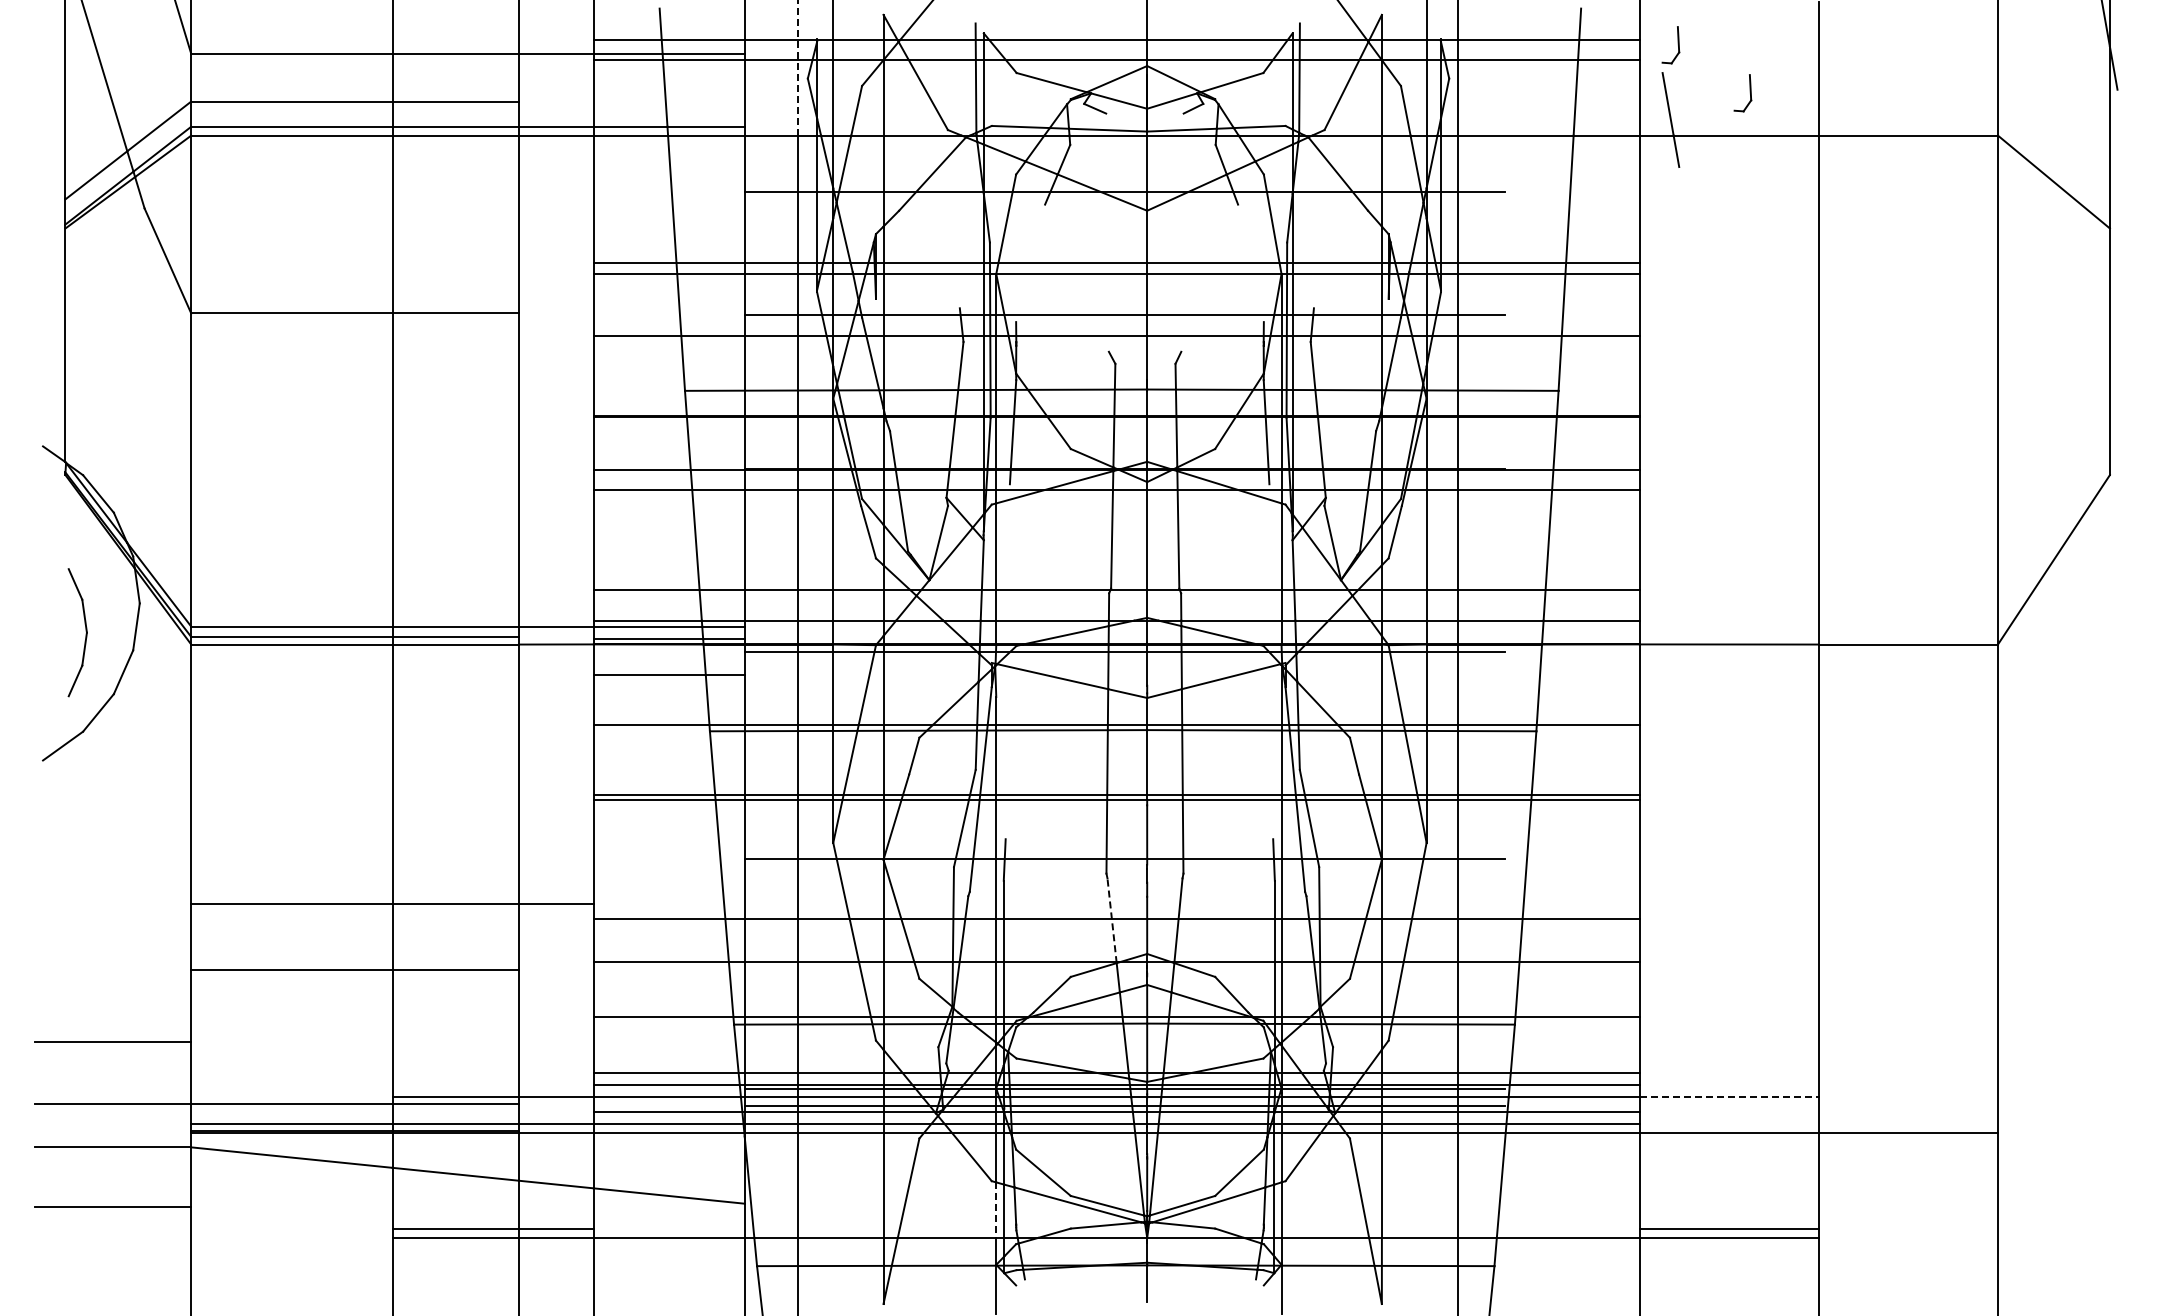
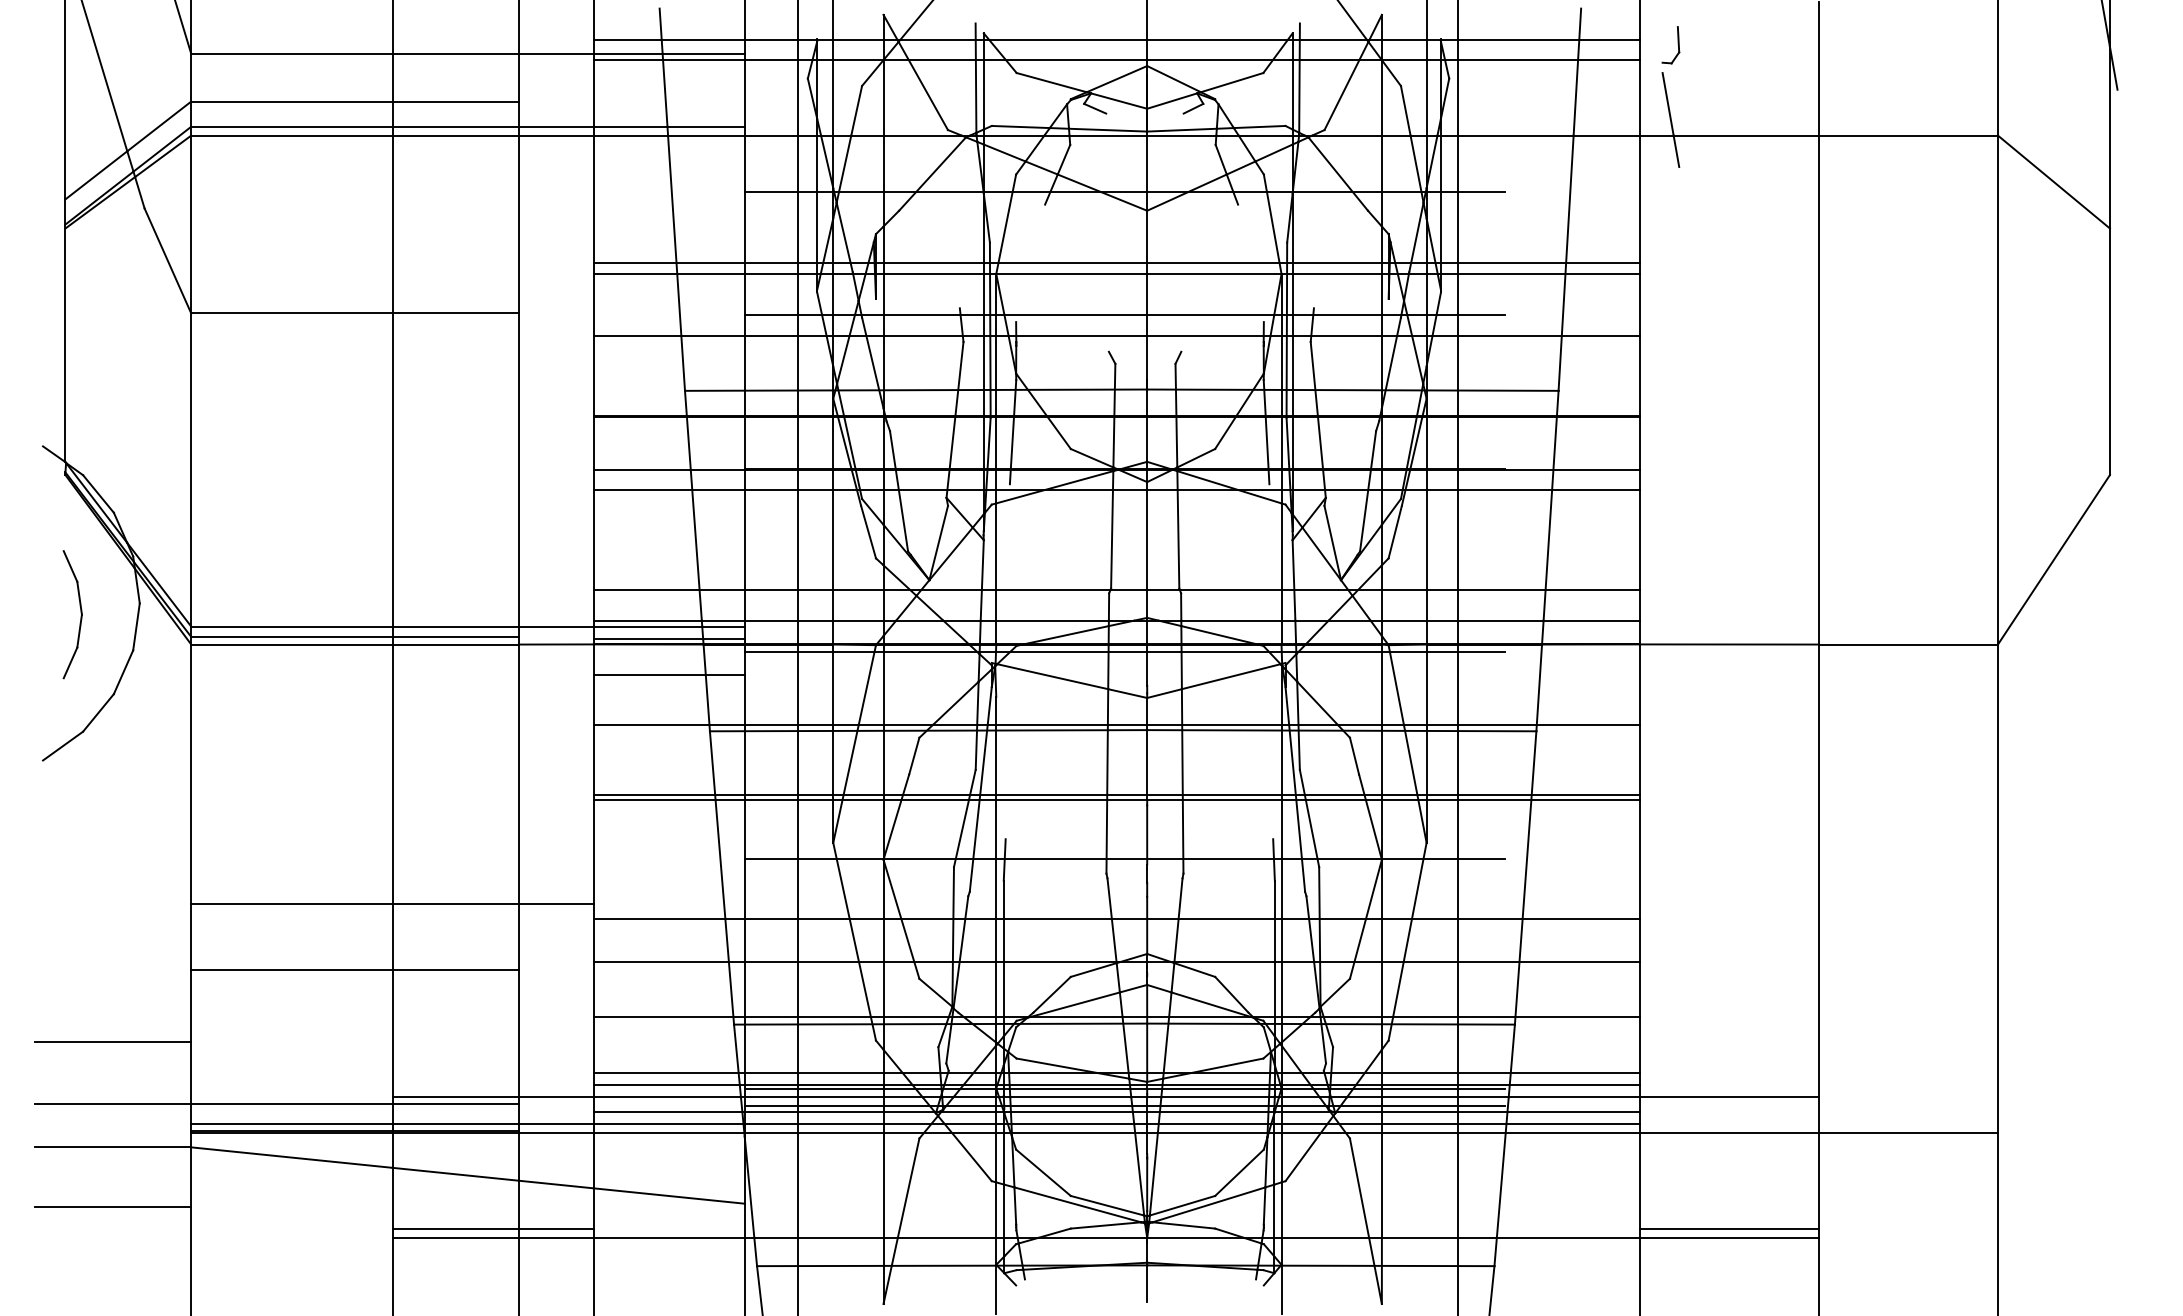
line: dashed -> solid (798, 67)
part: present -> none (1749, 92)
part position: (85, 631) -> (80, 613) (80, 613)
line: dashed -> solid (1112, 920)
line: dashed -> solid (1729, 1097)
line: dashed -> solid (996, 1210)
